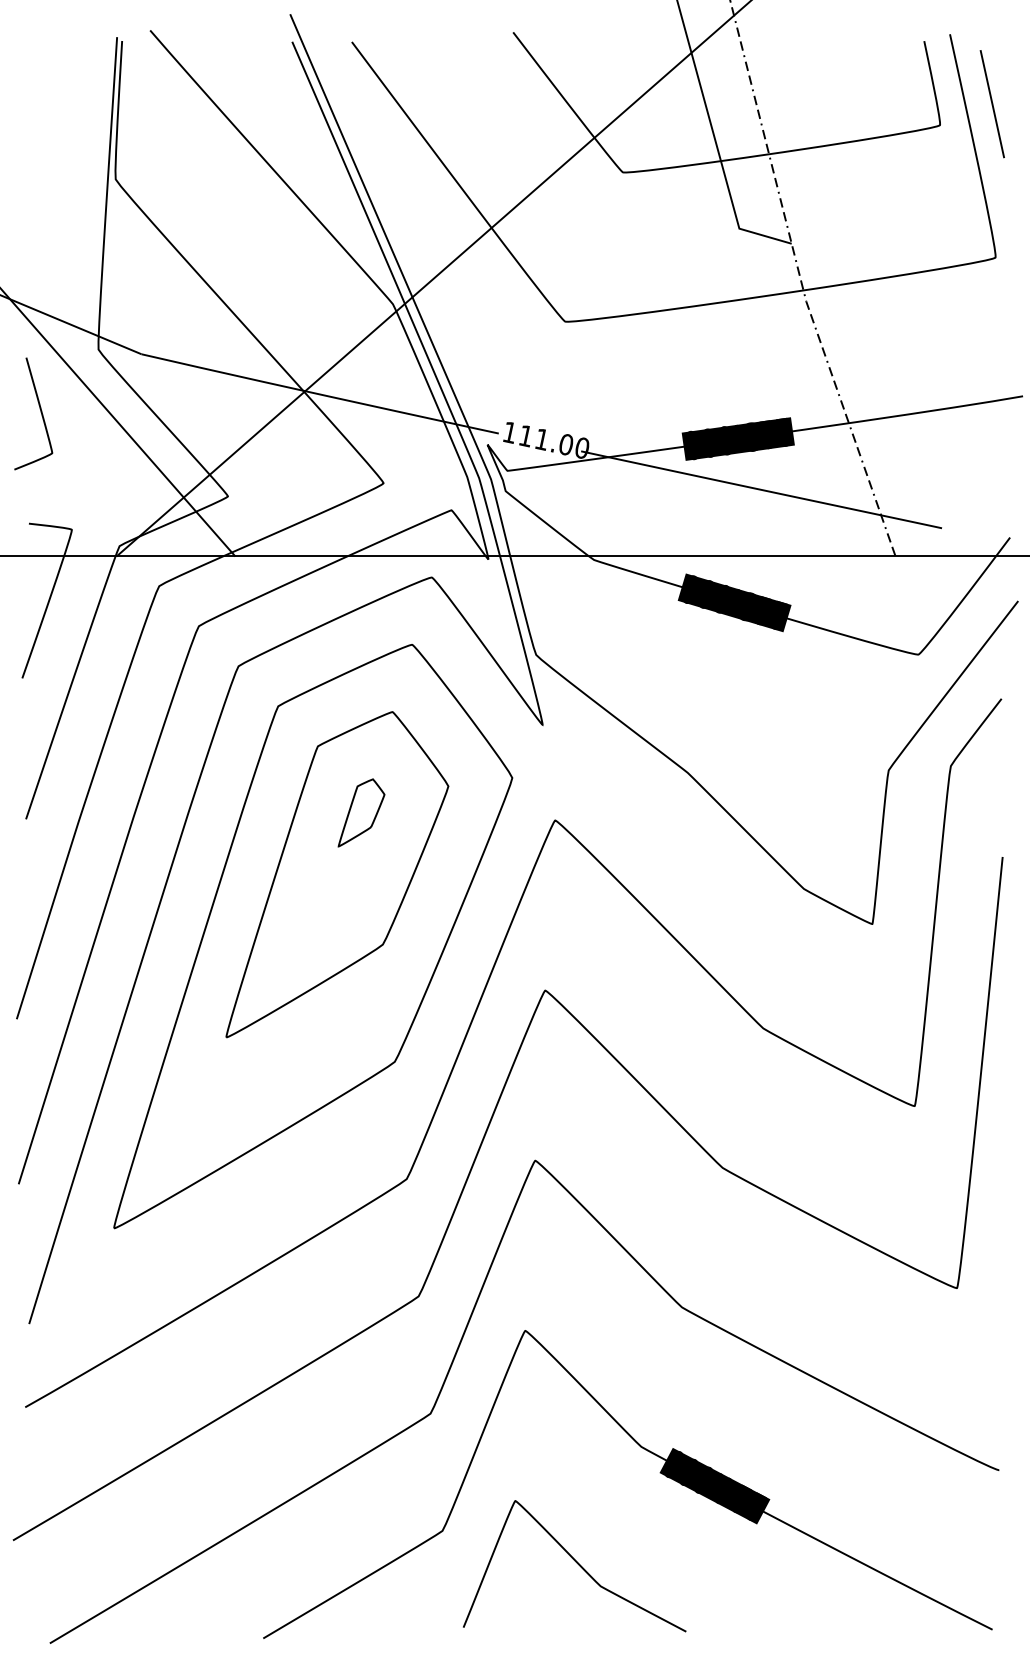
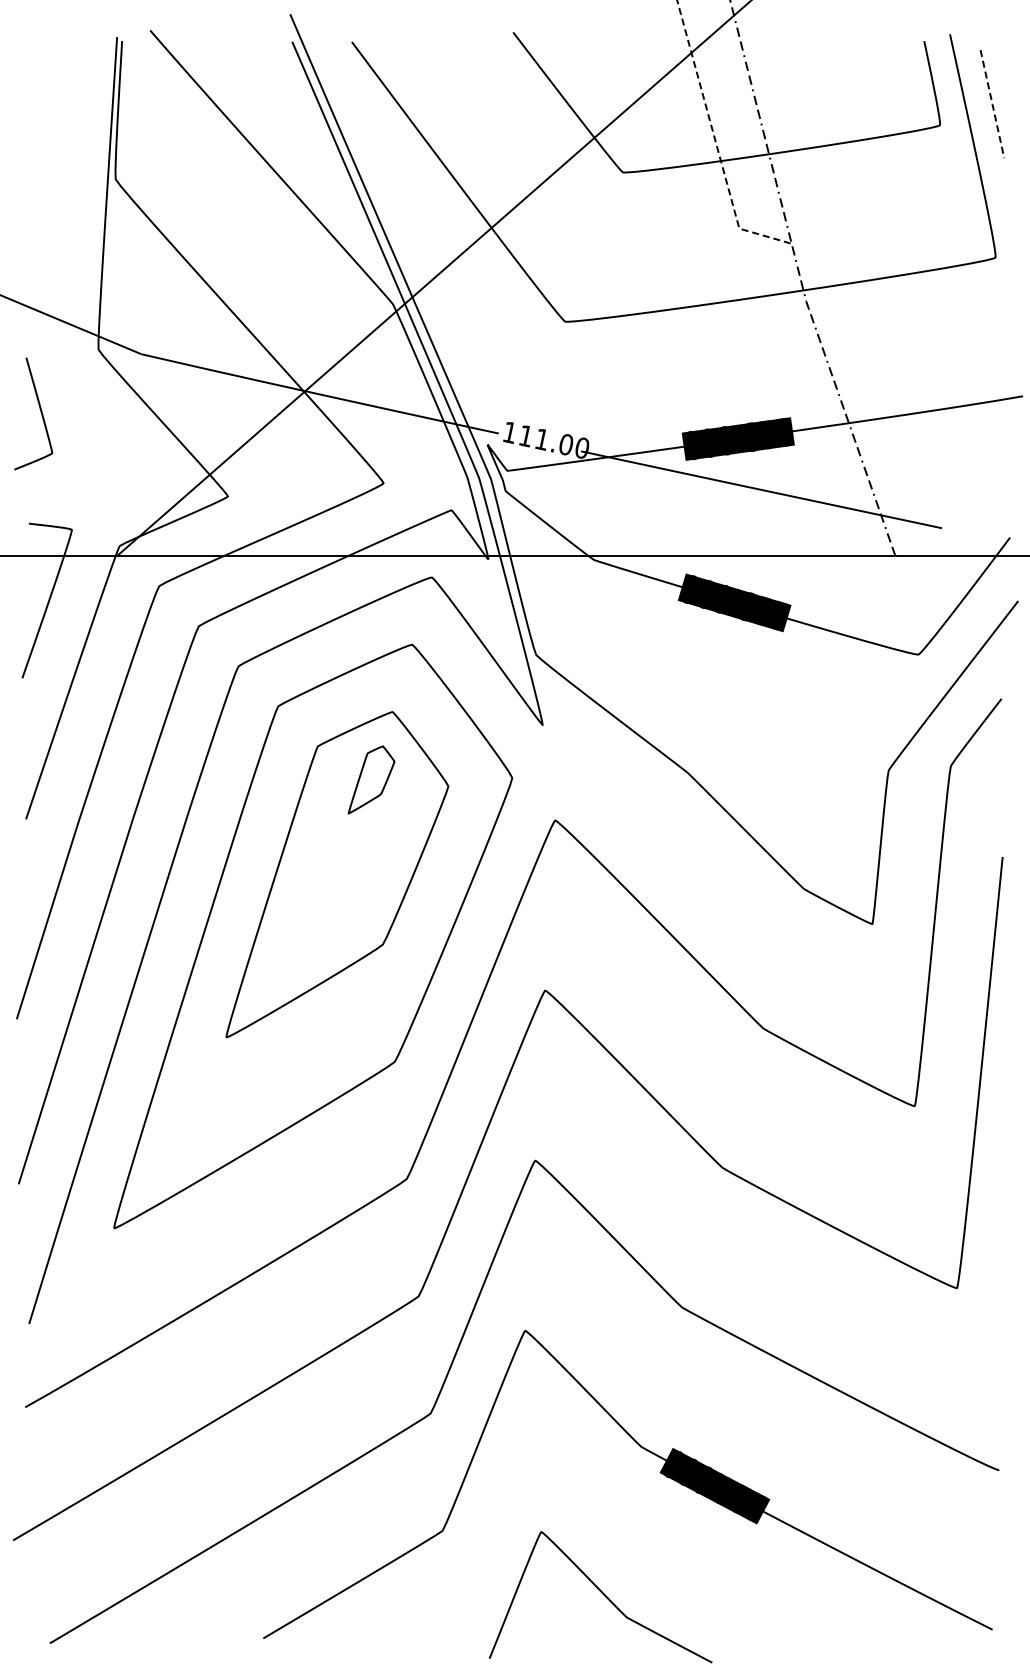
line: solid -> dashed (992, 104)
line: solid -> dashed (715, 141)
line: present -> none (118, 422)
part position: (361, 812) -> (371, 779) (371, 779)
curve position: (576, 1563) -> (602, 1594) (602, 1594)
